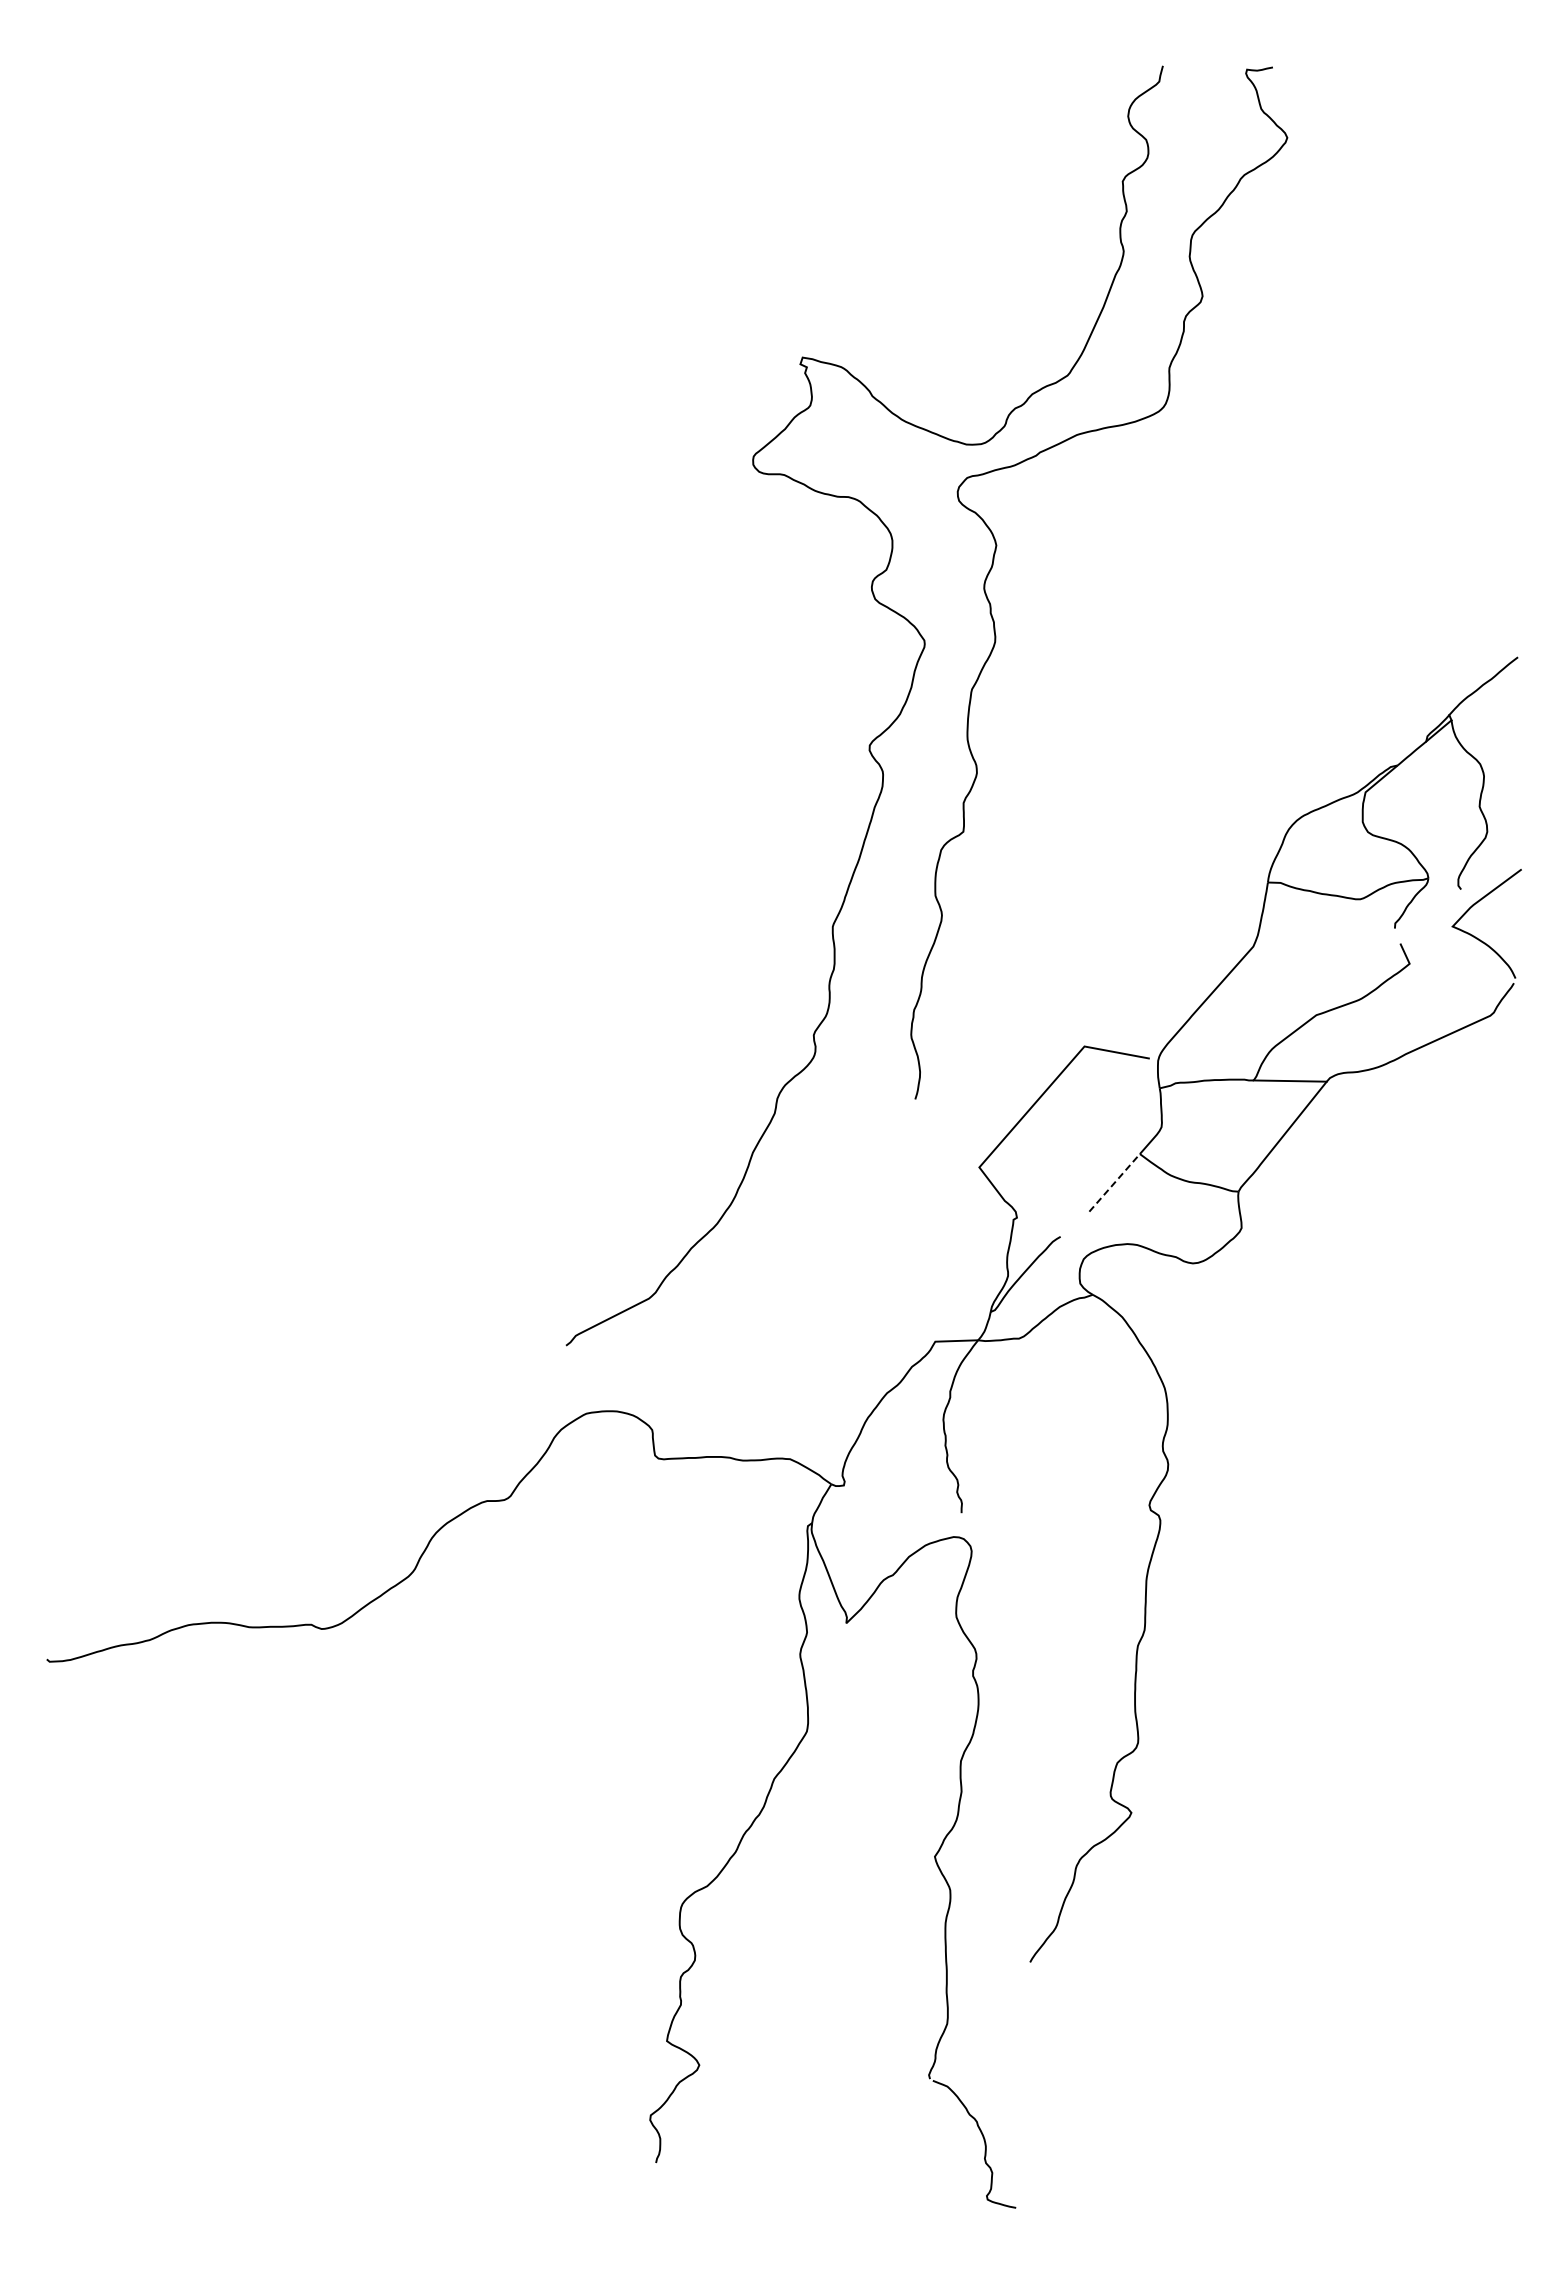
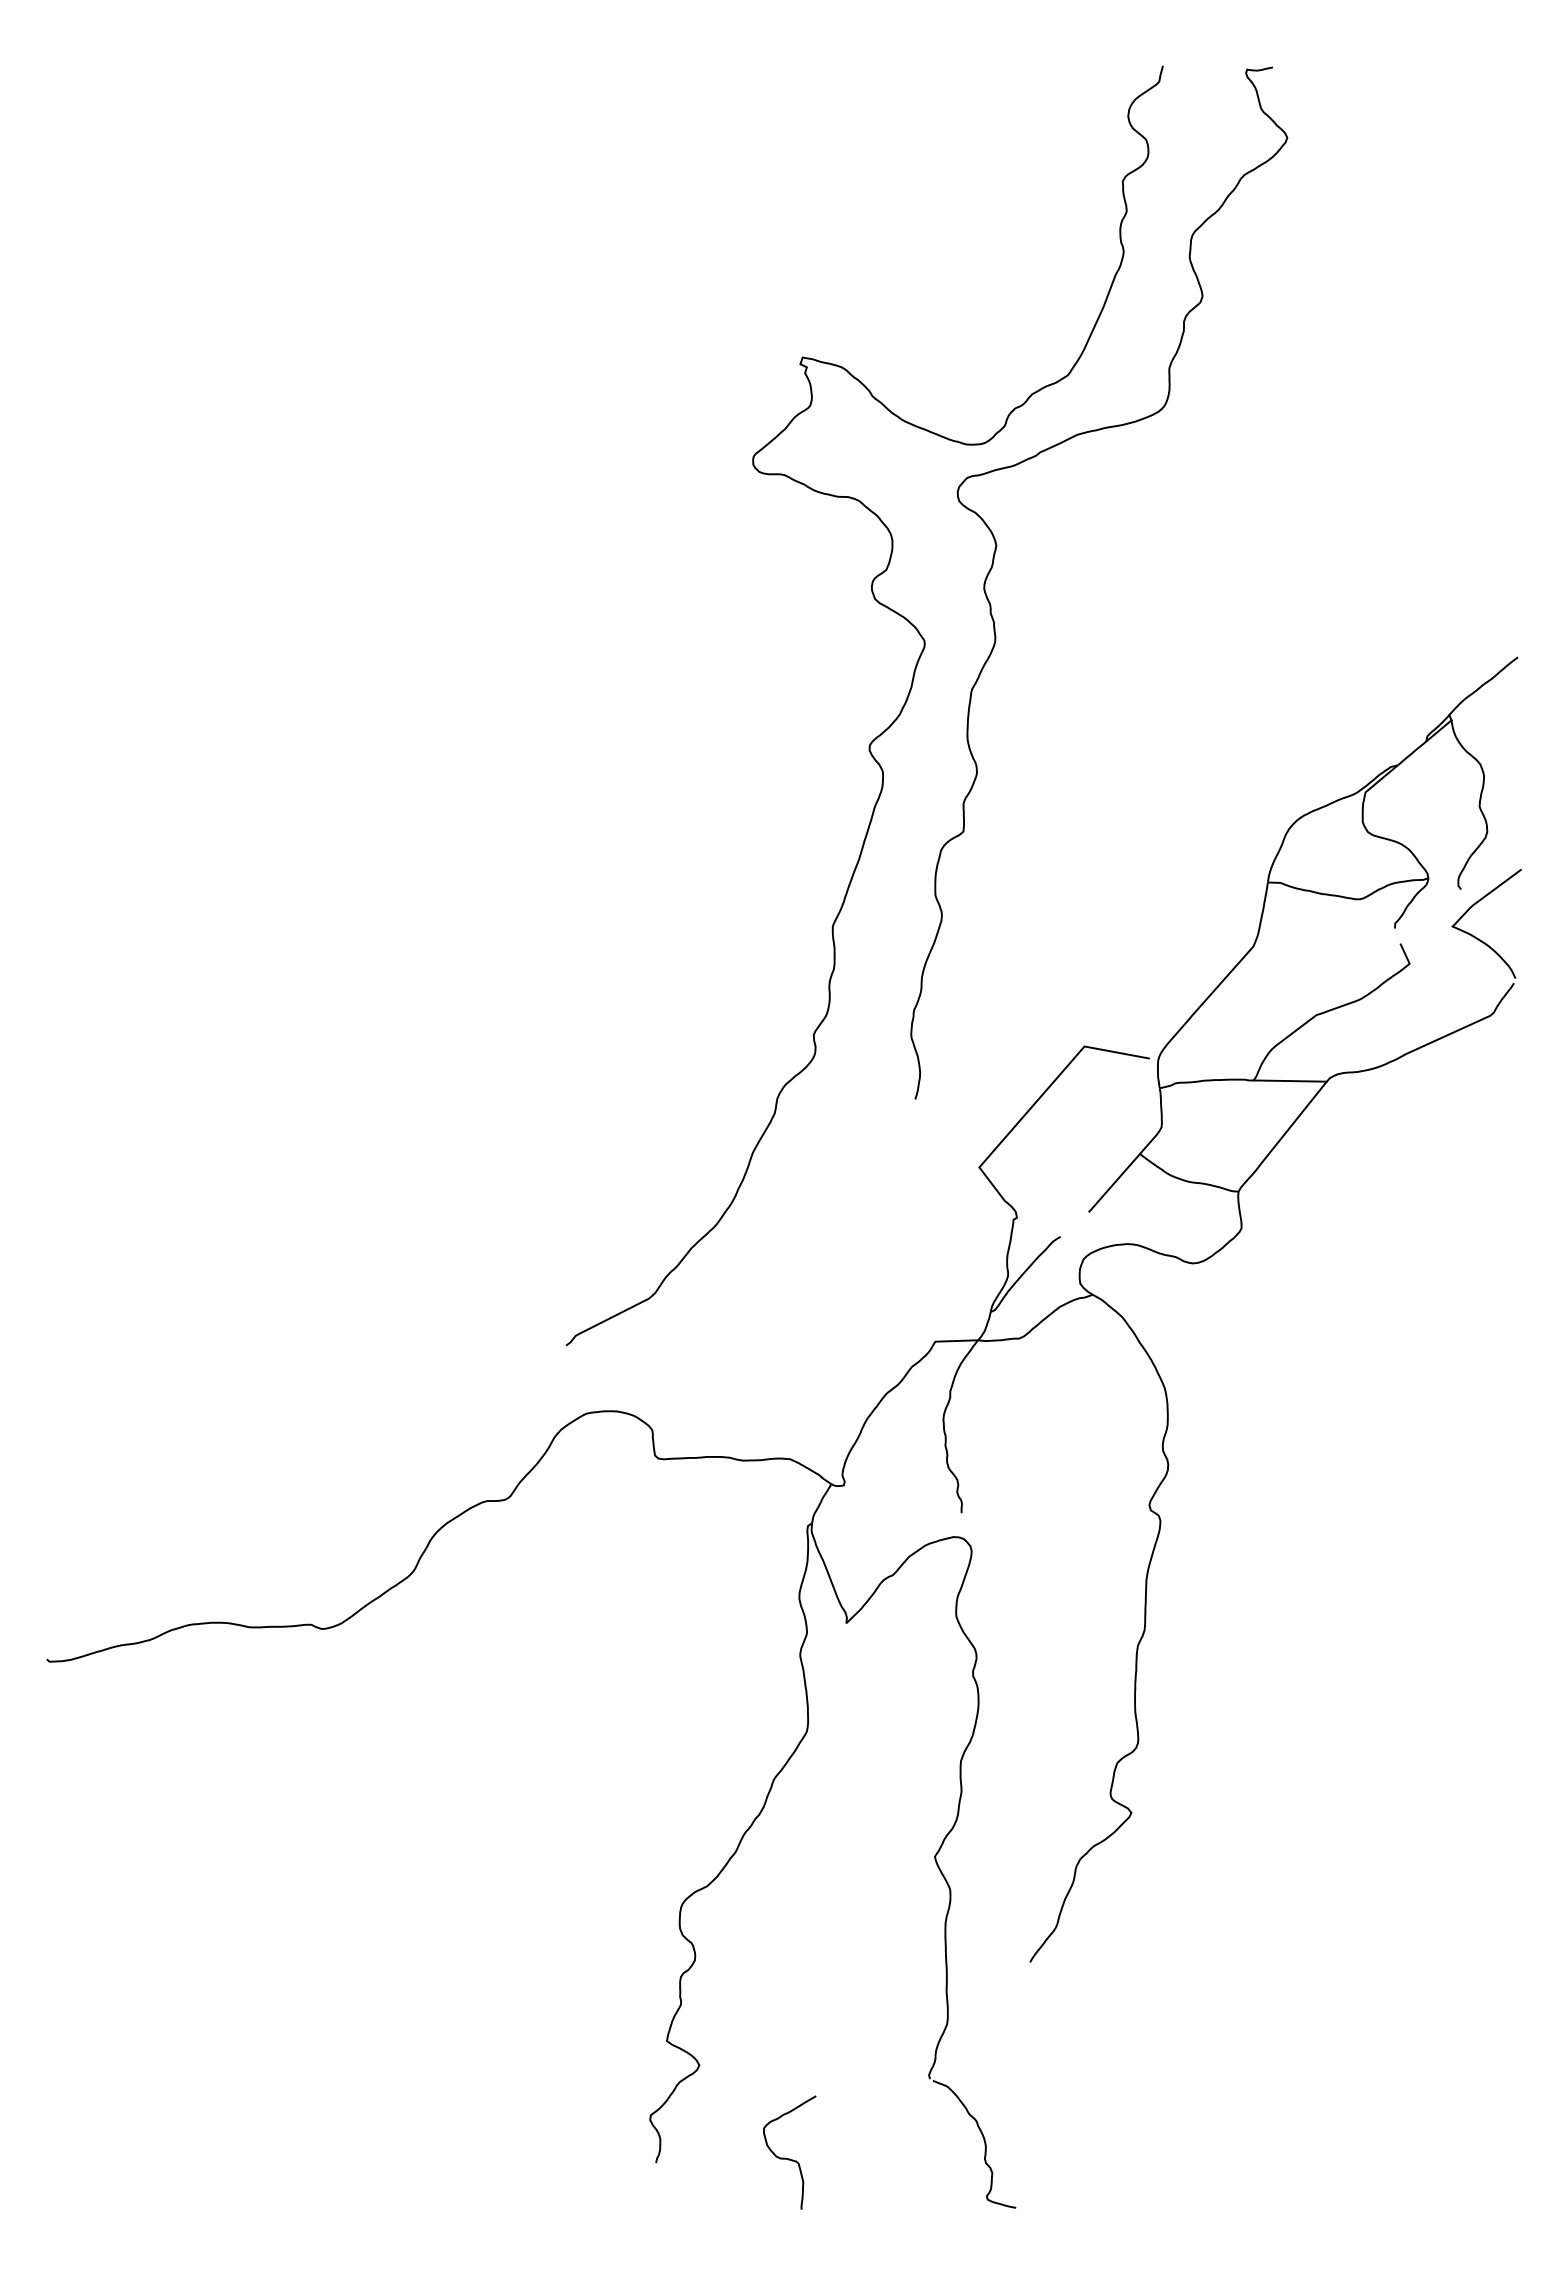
line: dashed -> solid (1114, 1182)
curve: none -> present (786, 2157)
